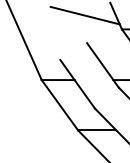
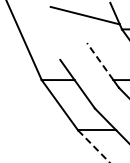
line: solid -> dashed (100, 61)
line: solid -> dashed (94, 146)
